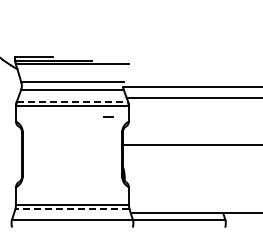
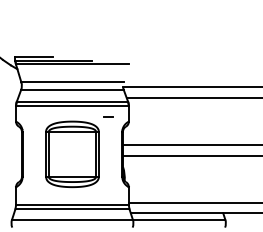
line: dashed -> solid (72, 101)
part: none -> present (72, 154)
line: none -> present (191, 155)
line: none -> present (193, 202)
line: dashed -> solid (72, 209)
